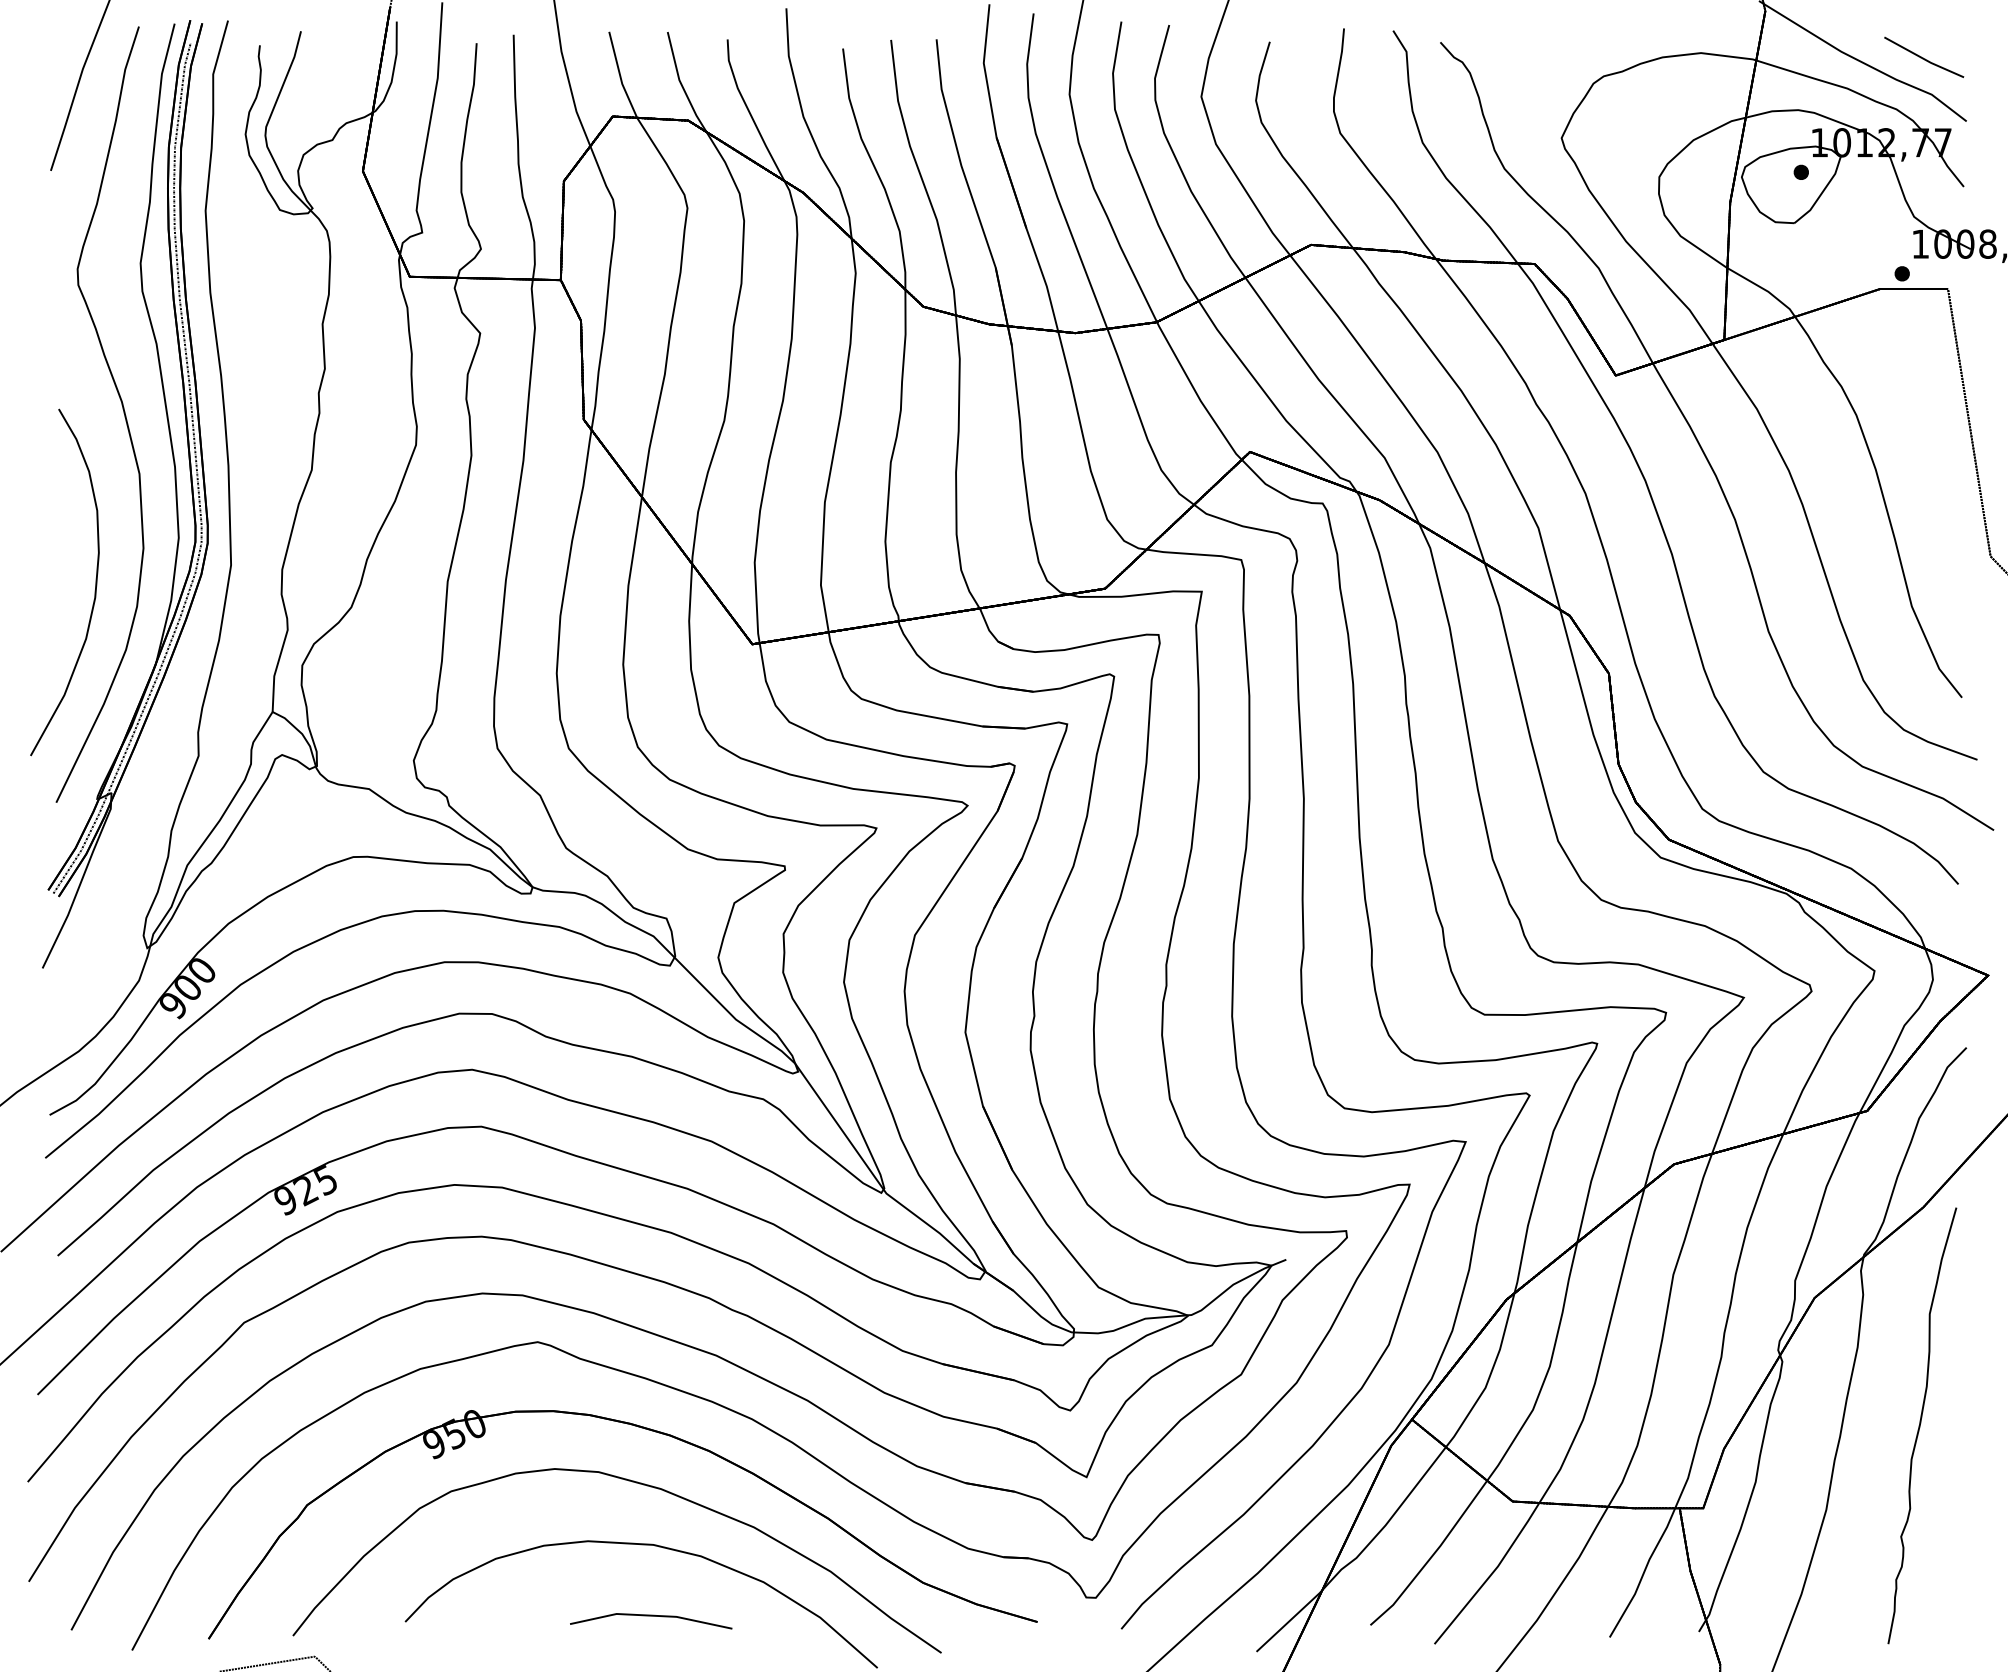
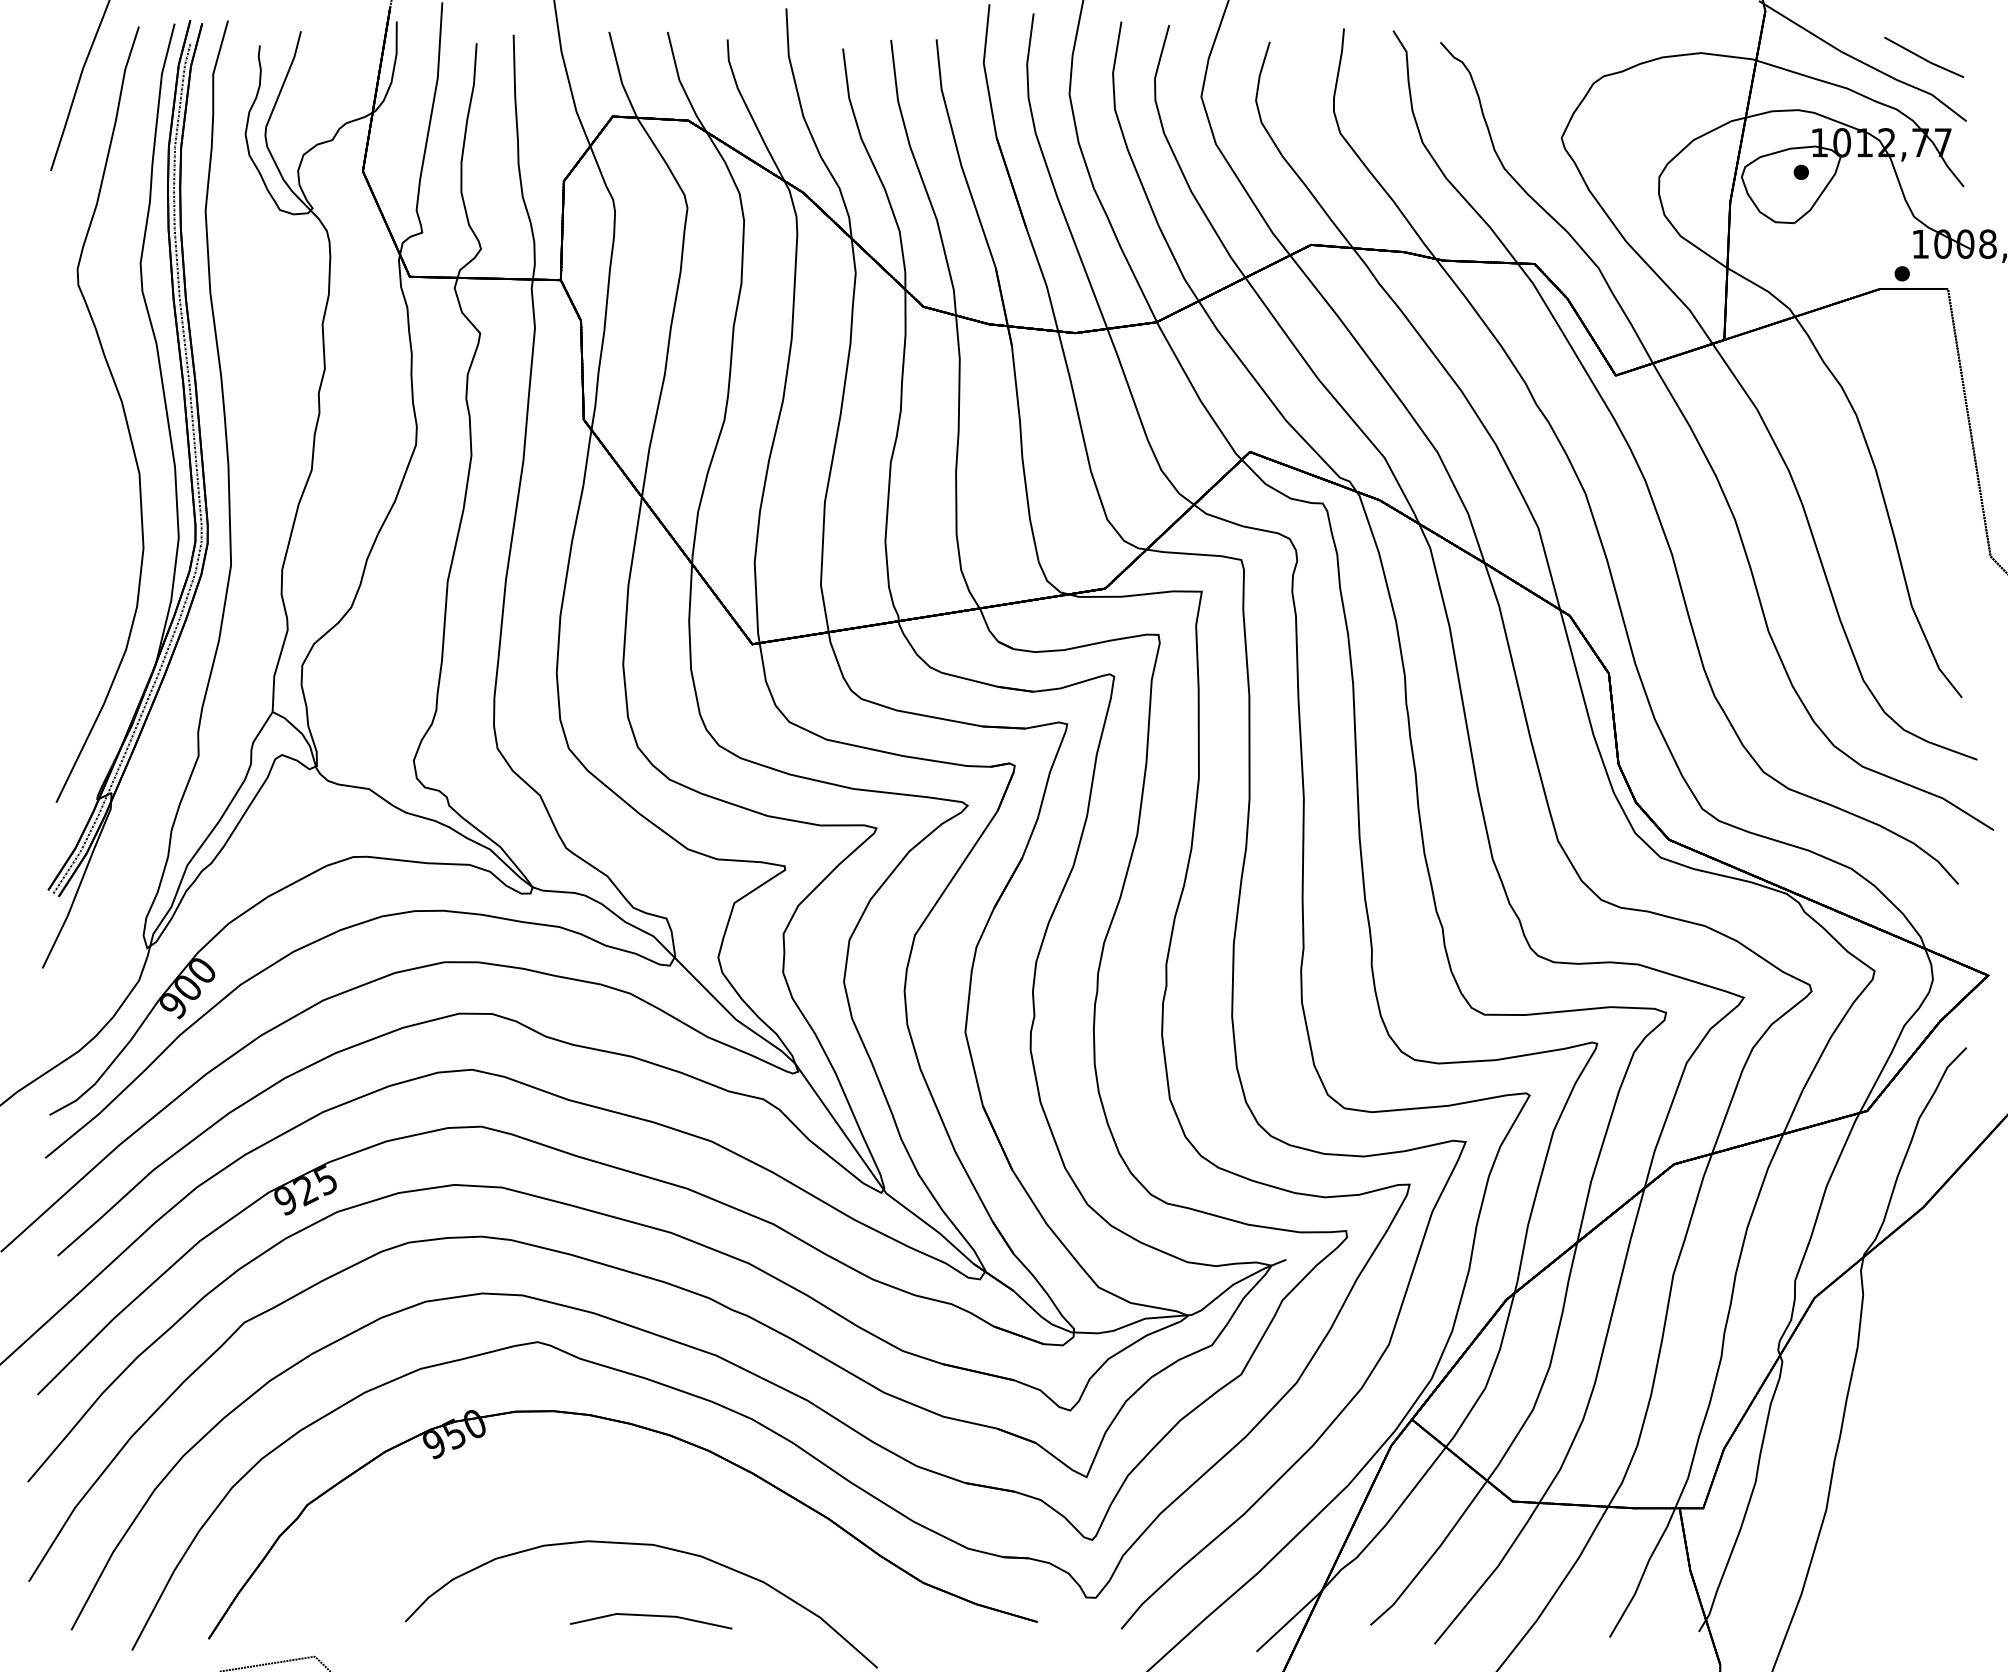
curve: present -> none (95, 582)
curve: present -> none (1920, 1425)
curve: present -> none (639, 1484)
